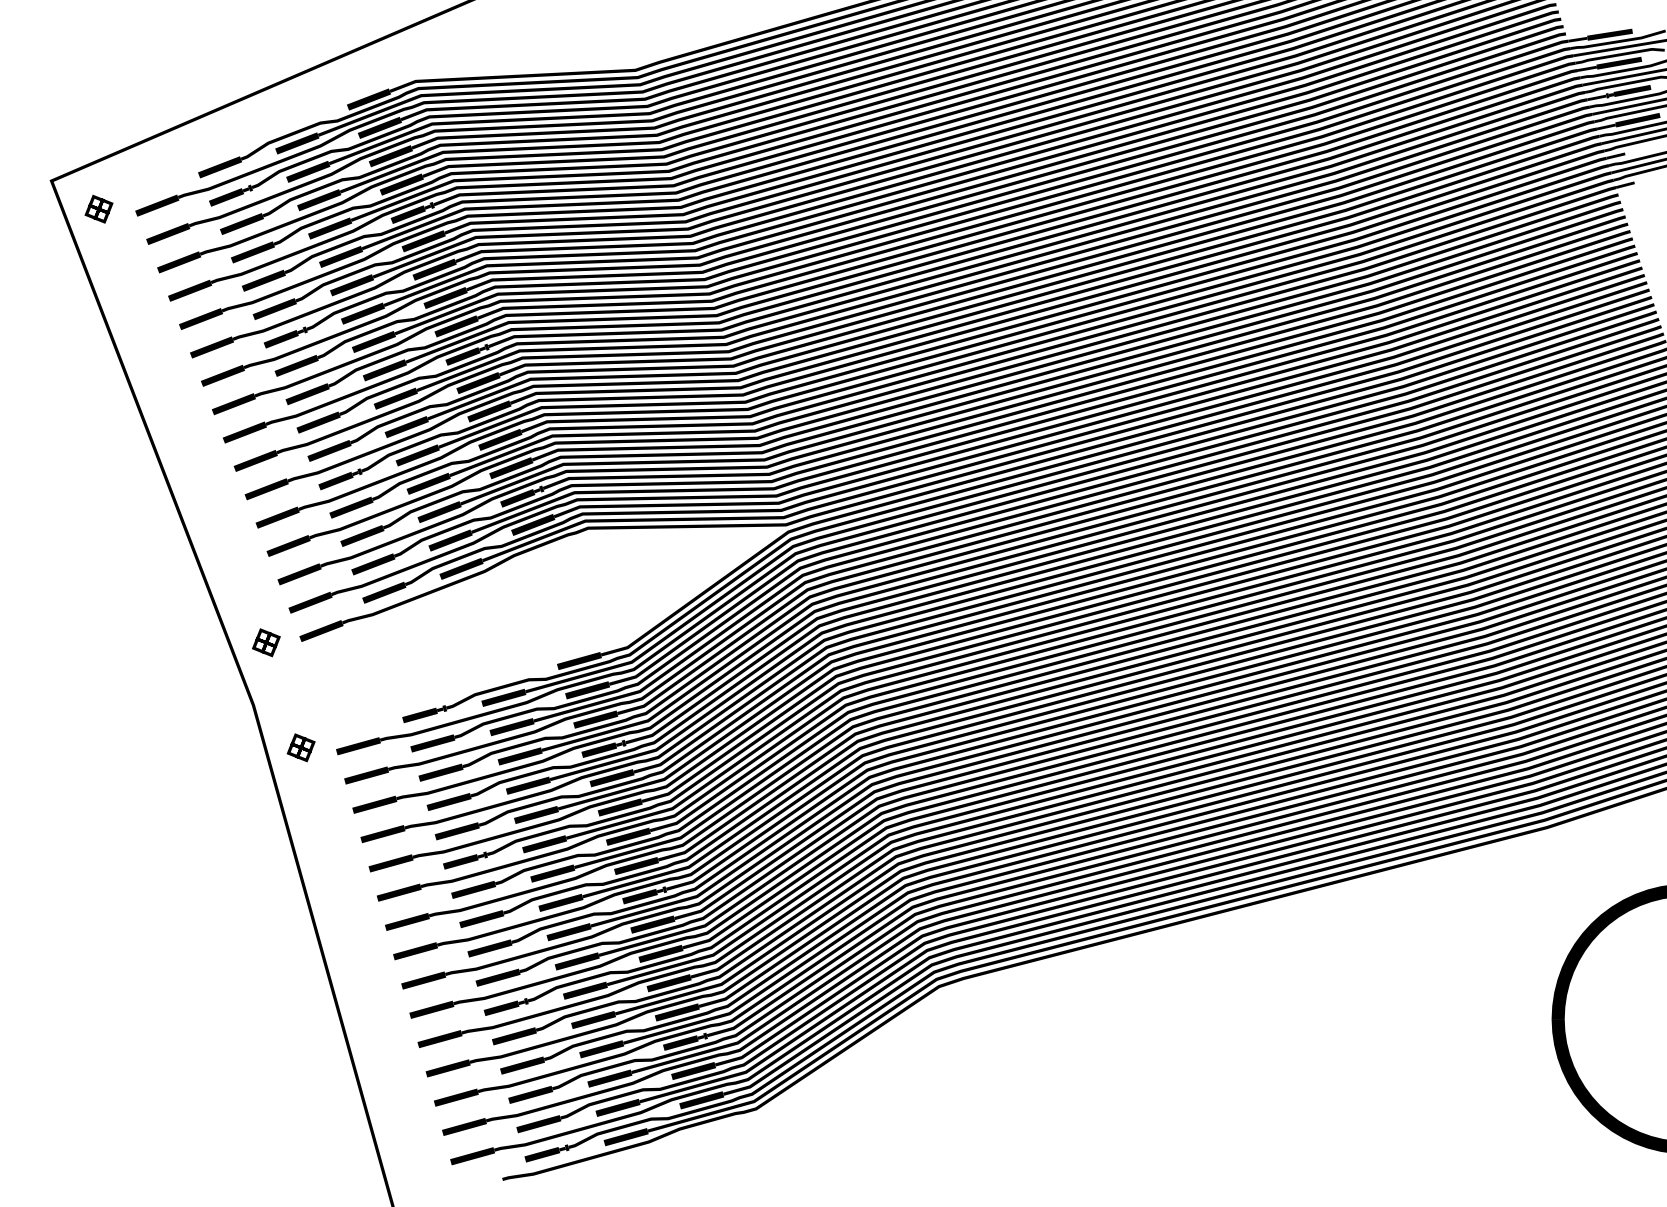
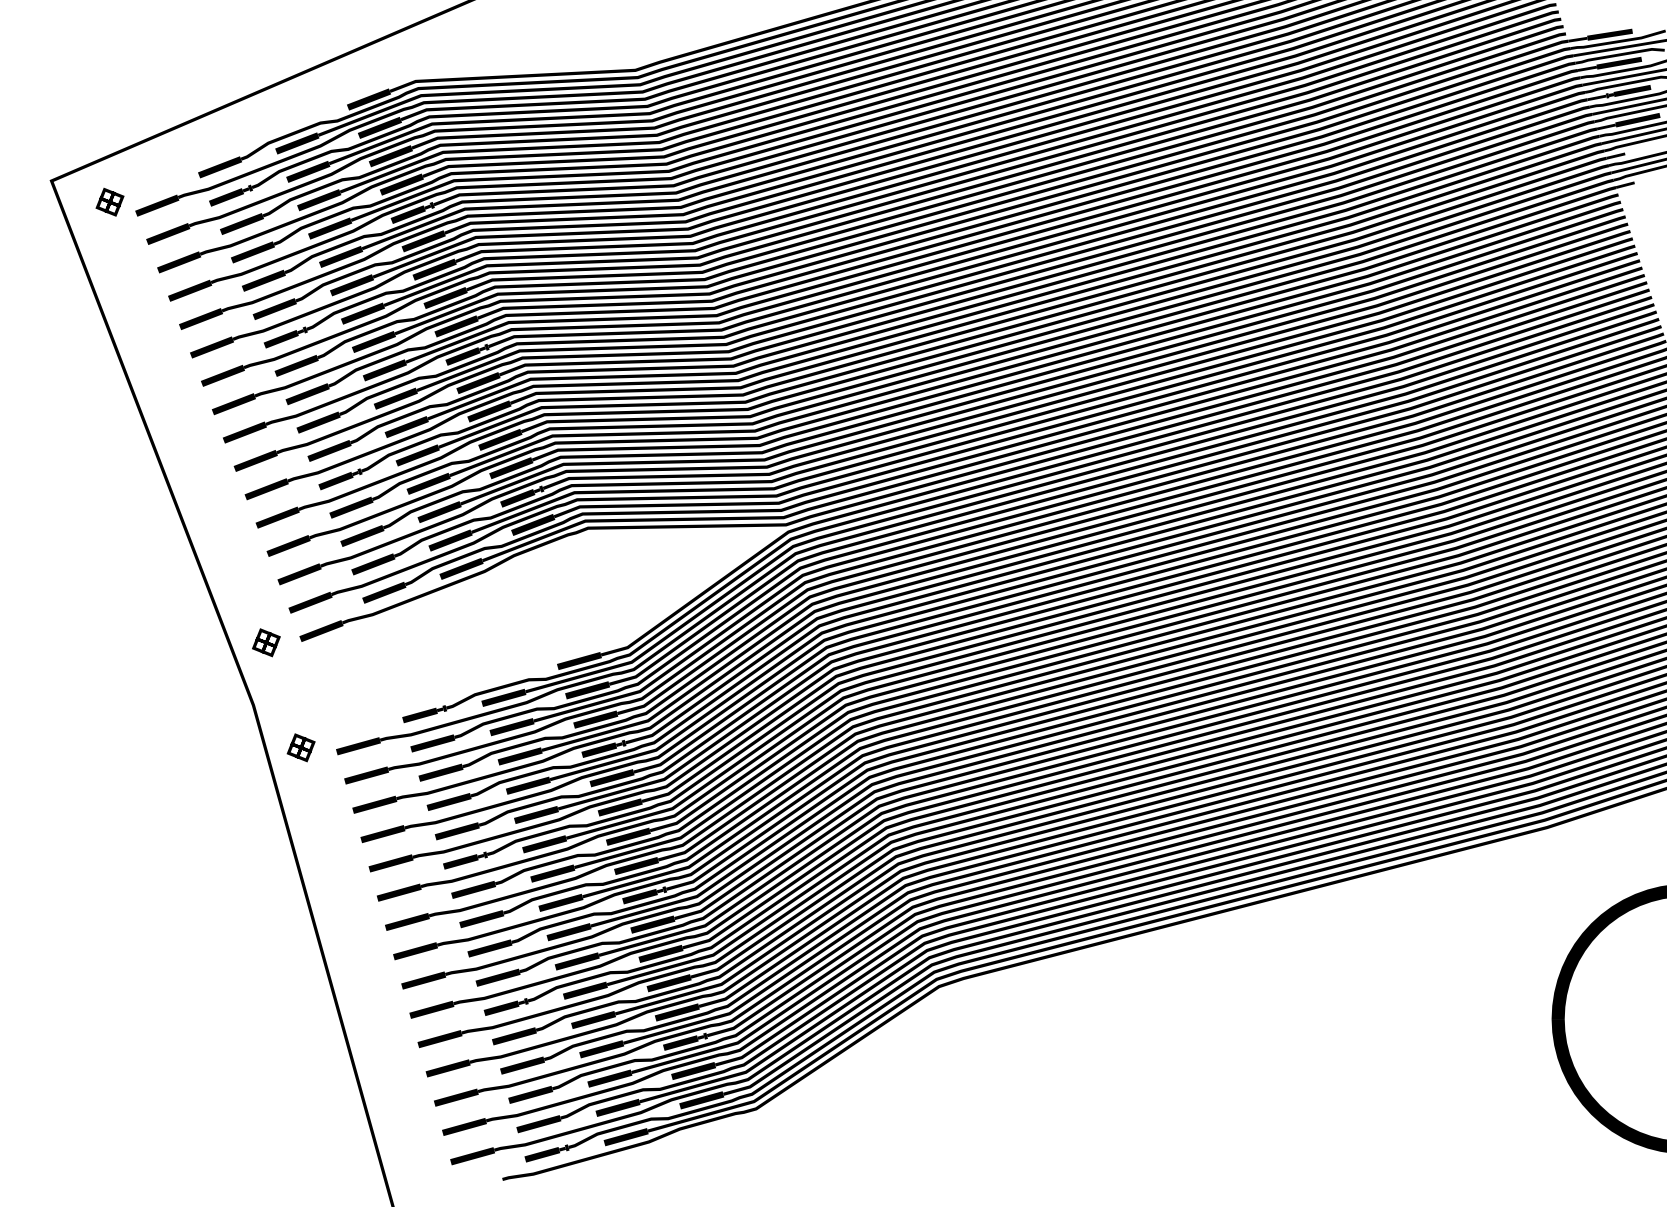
part position: (98, 208) -> (109, 201) (109, 201)
